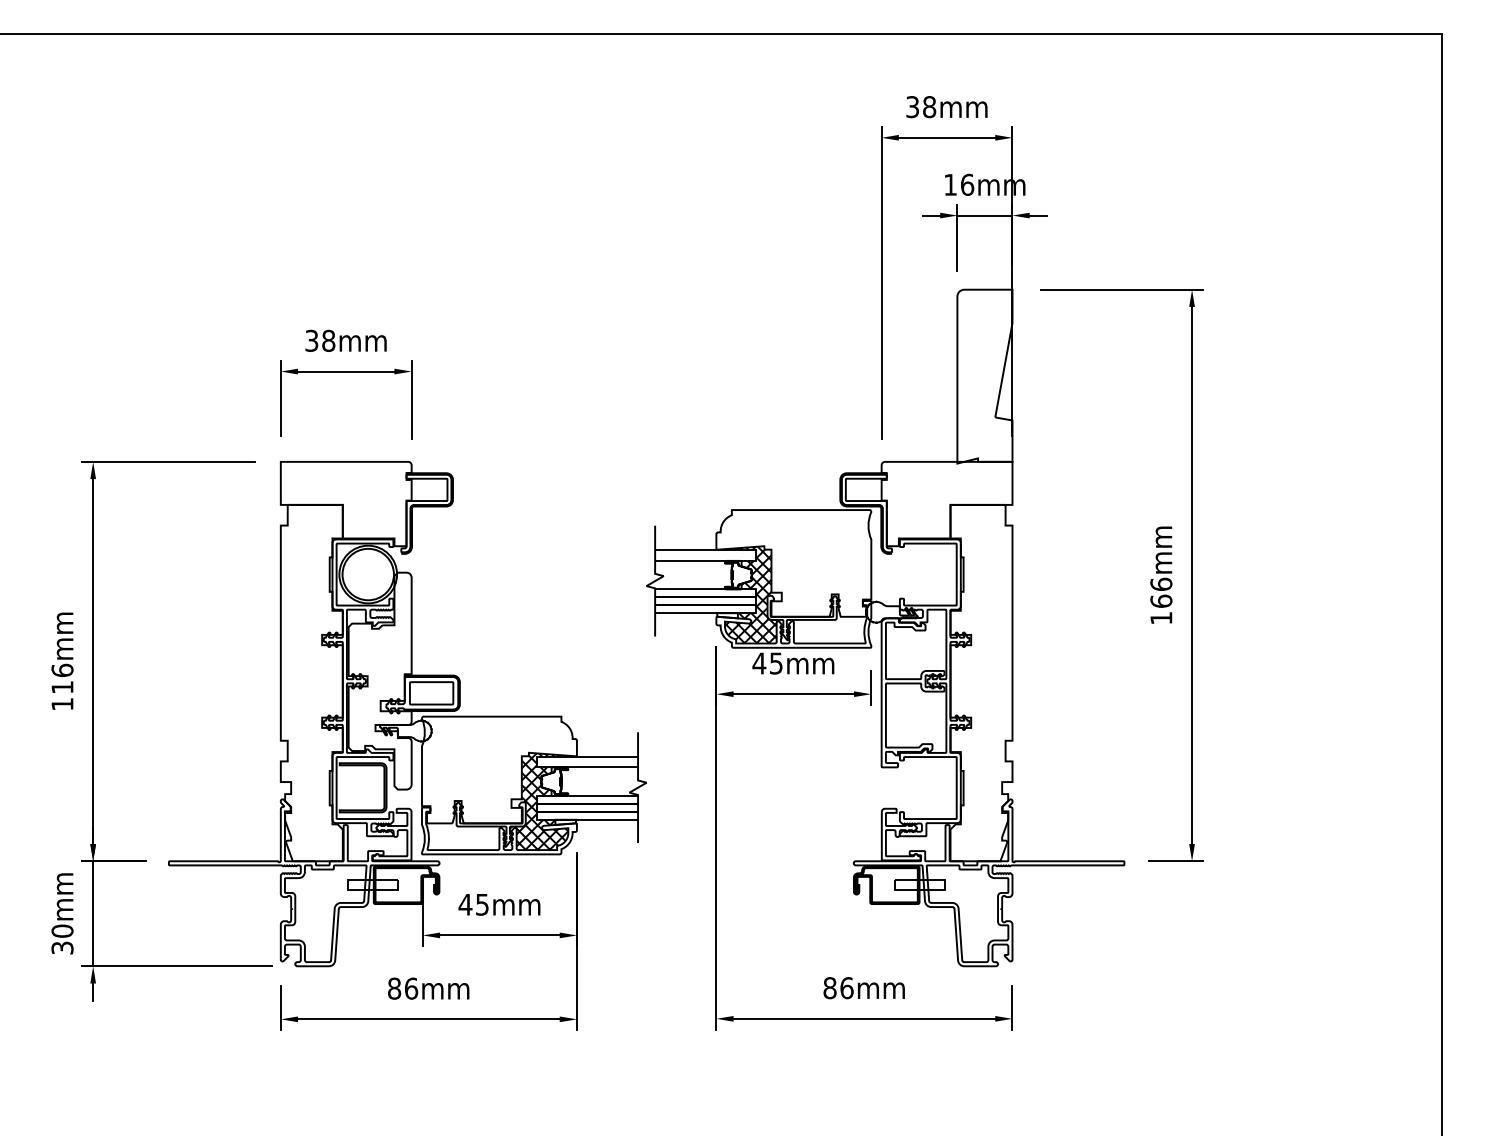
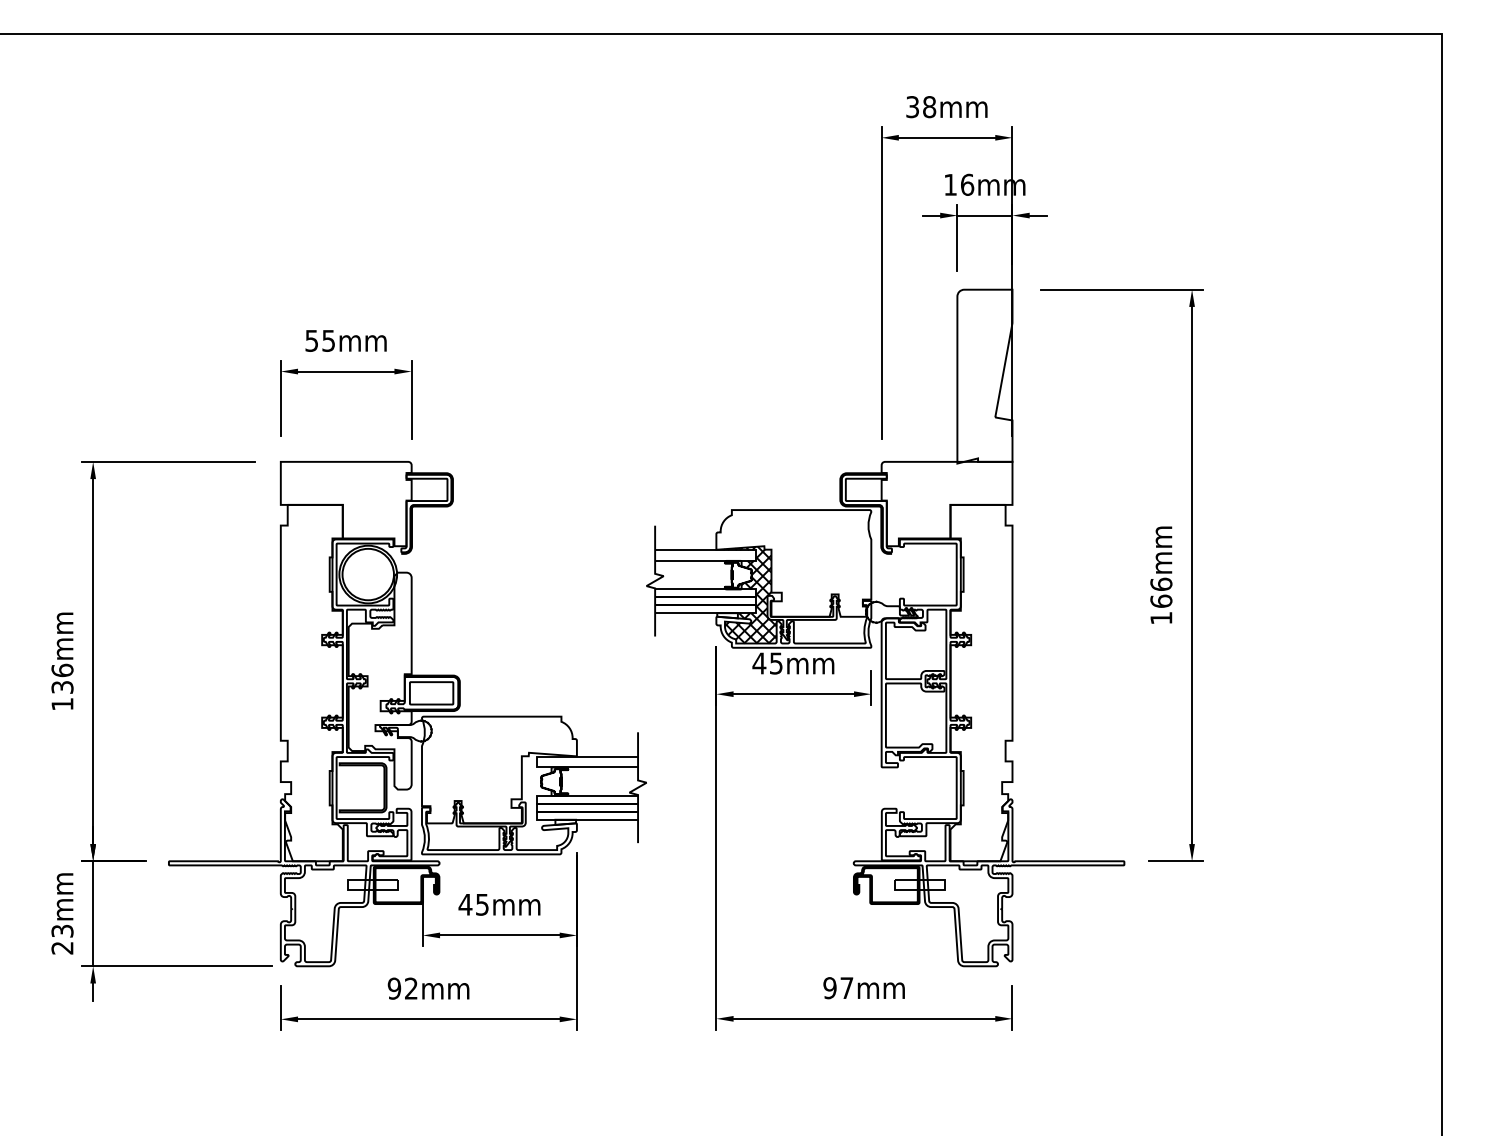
text: 38mm -> 55mm (320, 340)
text: 116mm -> 136mm (62, 687)
hatch: present -> none (539, 801)
text: 30mm -> 23mm (62, 939)
text: 86mm -> 92mm (402, 988)
text: 86mm -> 97mm (838, 988)
